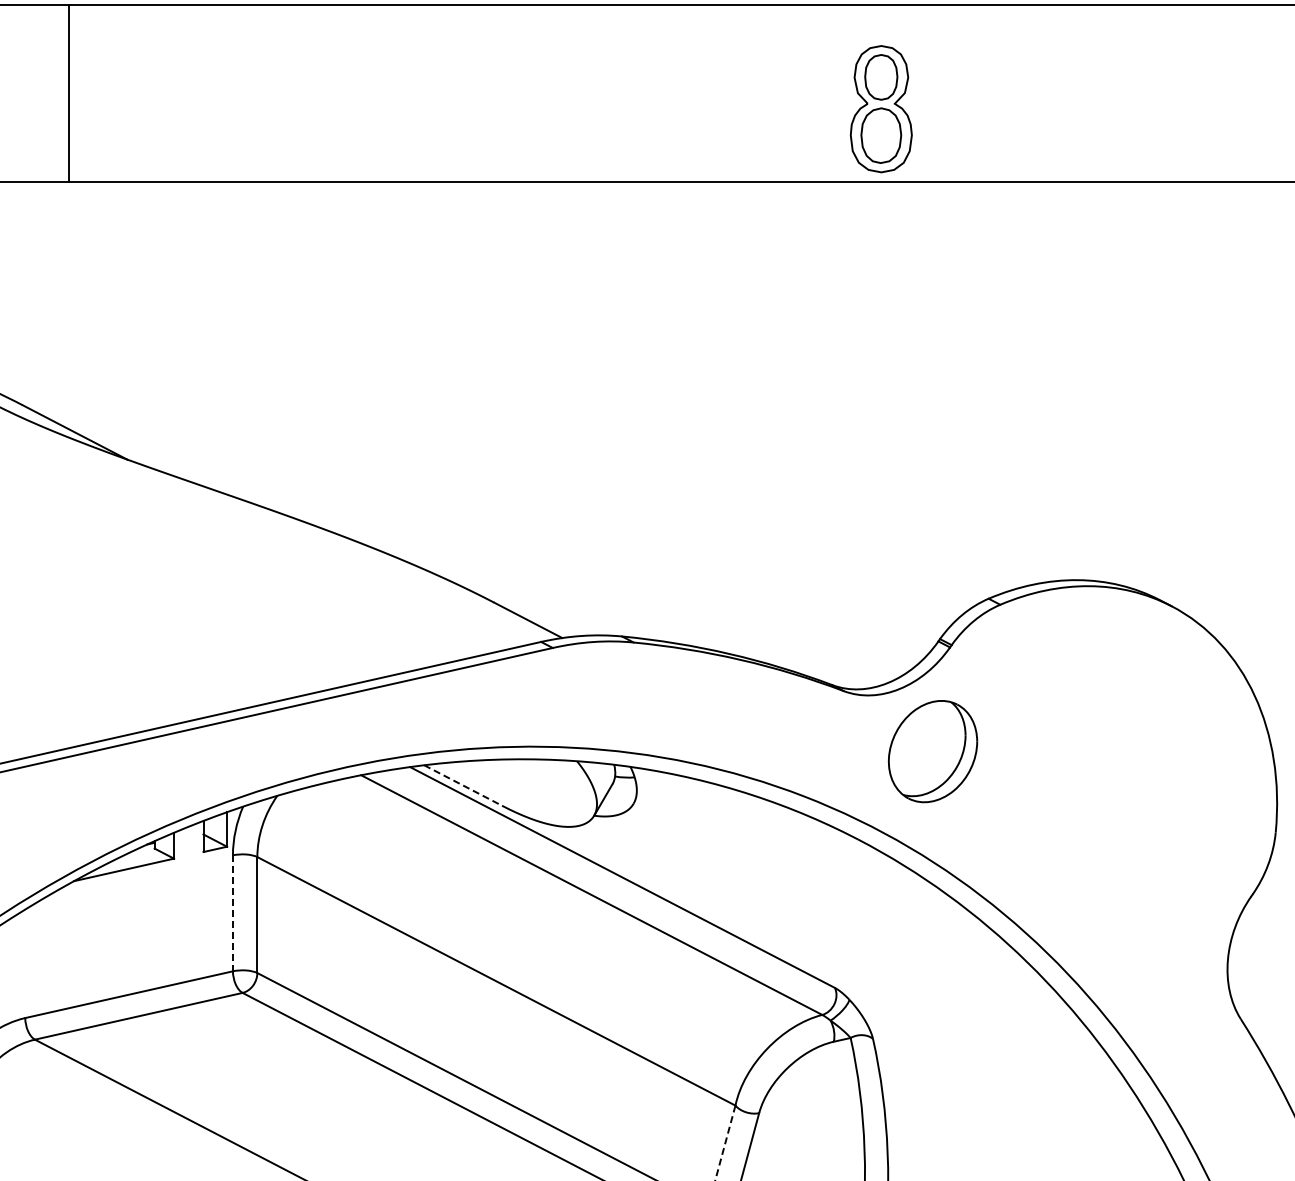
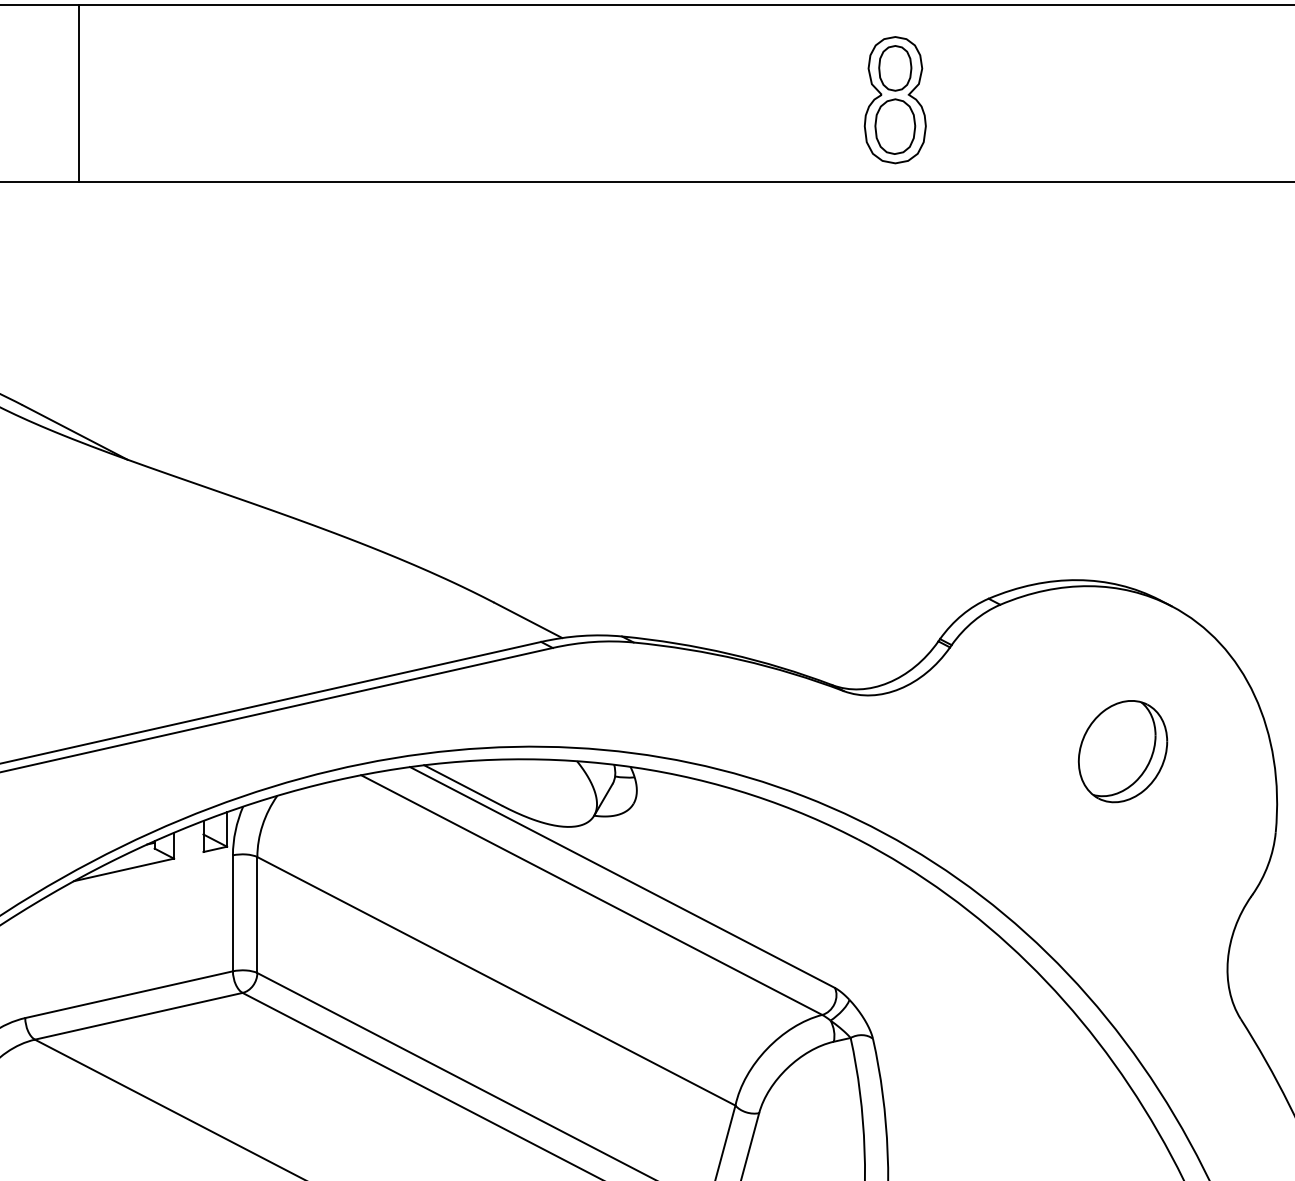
line position: (68, 93) -> (78, 93) (78, 93)
part position: (880, 109) -> (894, 100) (894, 100)
part position: (932, 751) -> (1122, 751) (1122, 751)
line: dashed -> solid (463, 785)
line: dashed -> solid (232, 913)
line: dashed -> solid (725, 1143)
